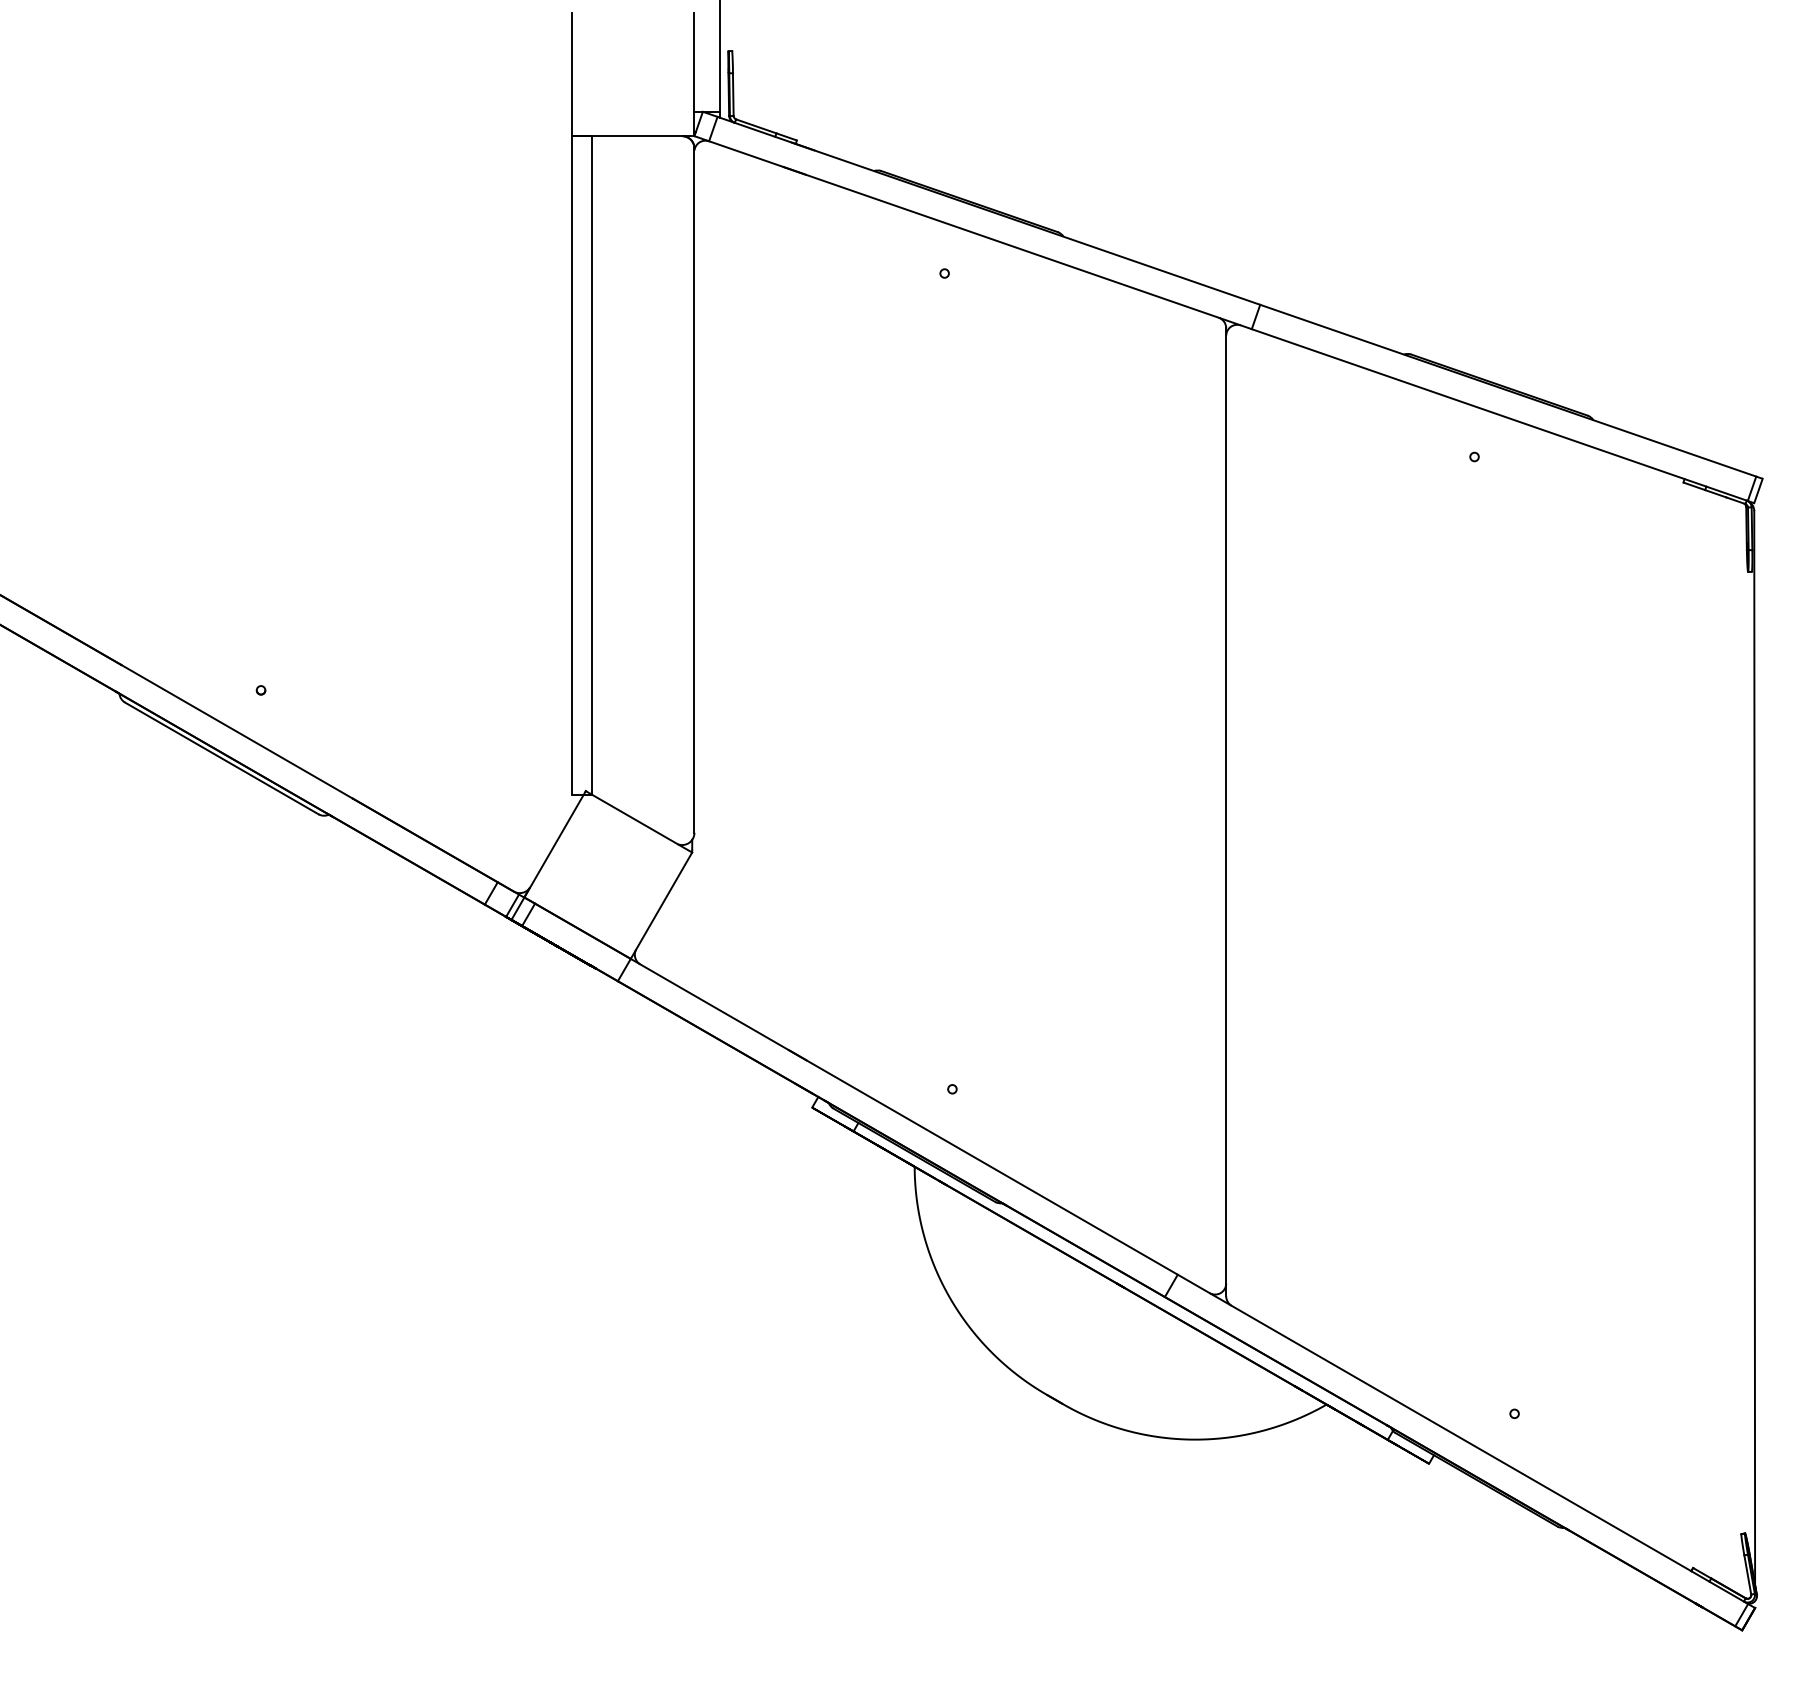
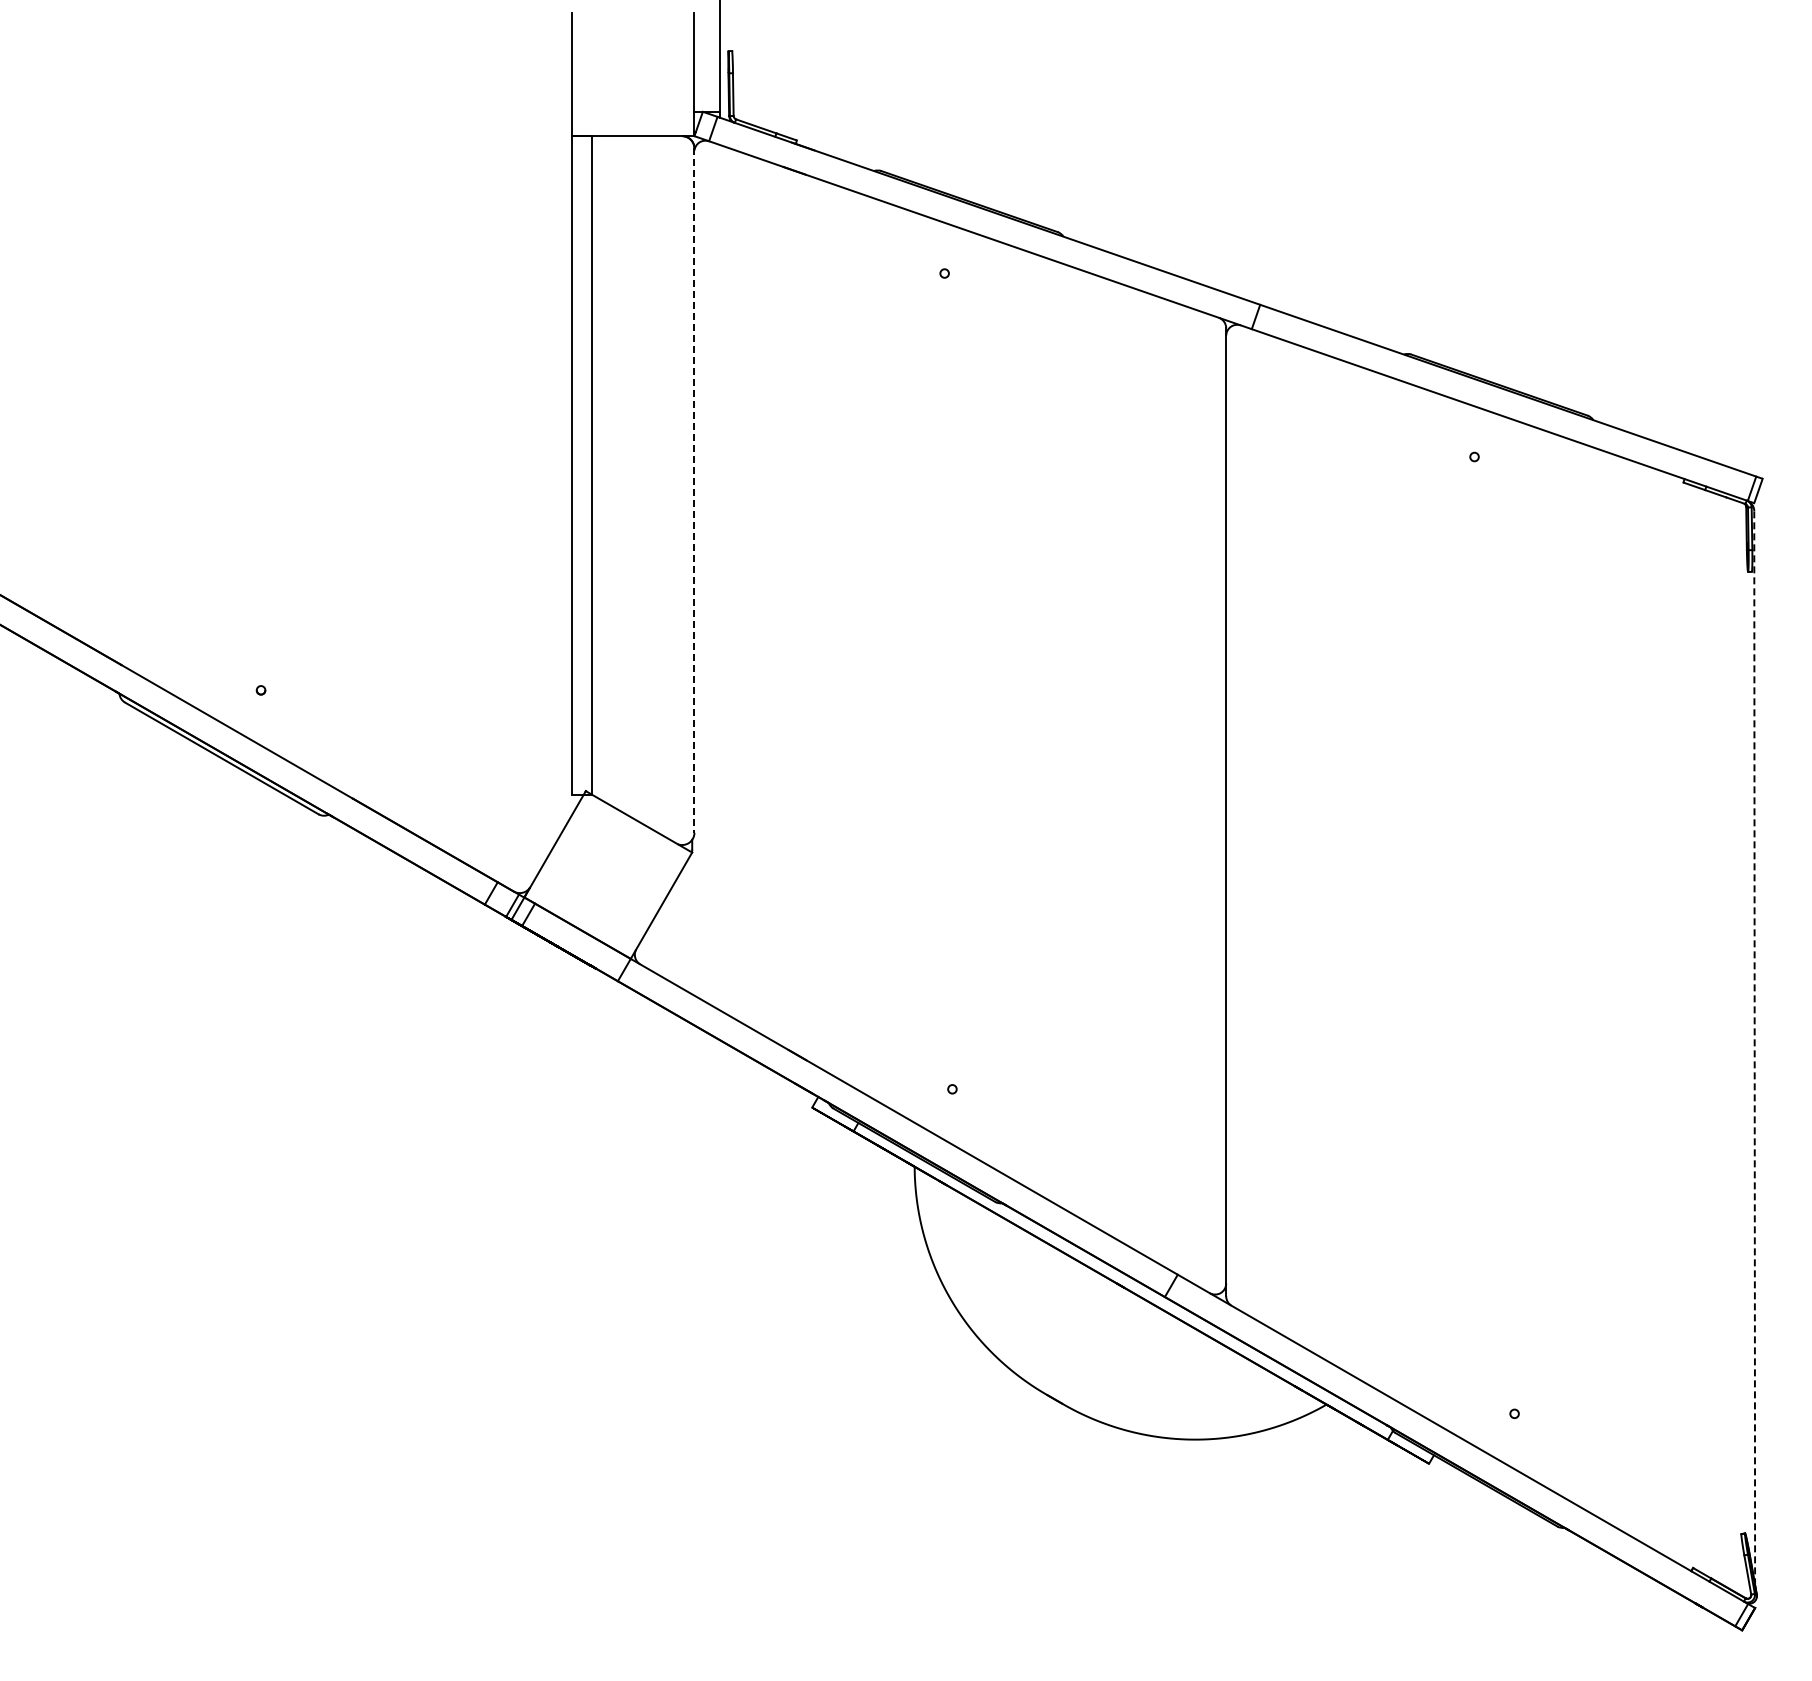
line: solid -> dashed (694, 491)
line: solid -> dashed (1754, 1047)
